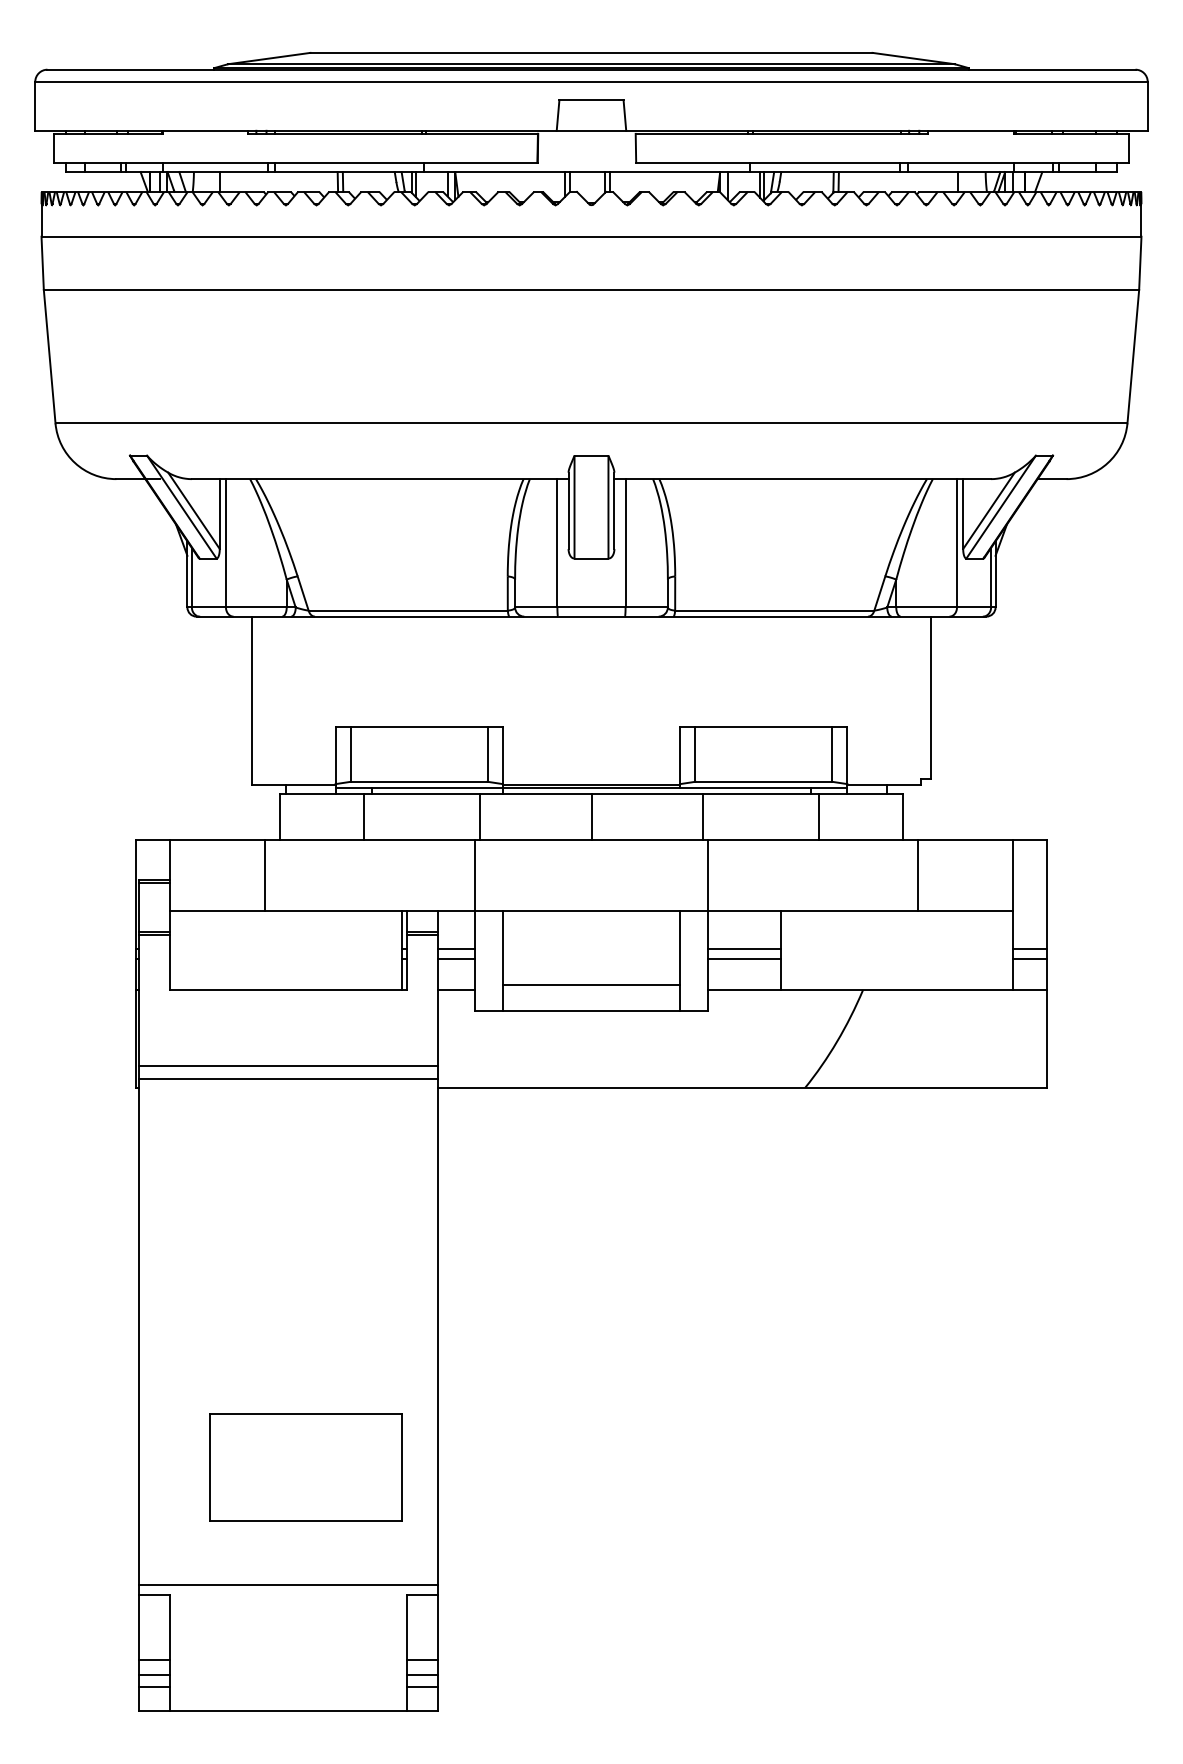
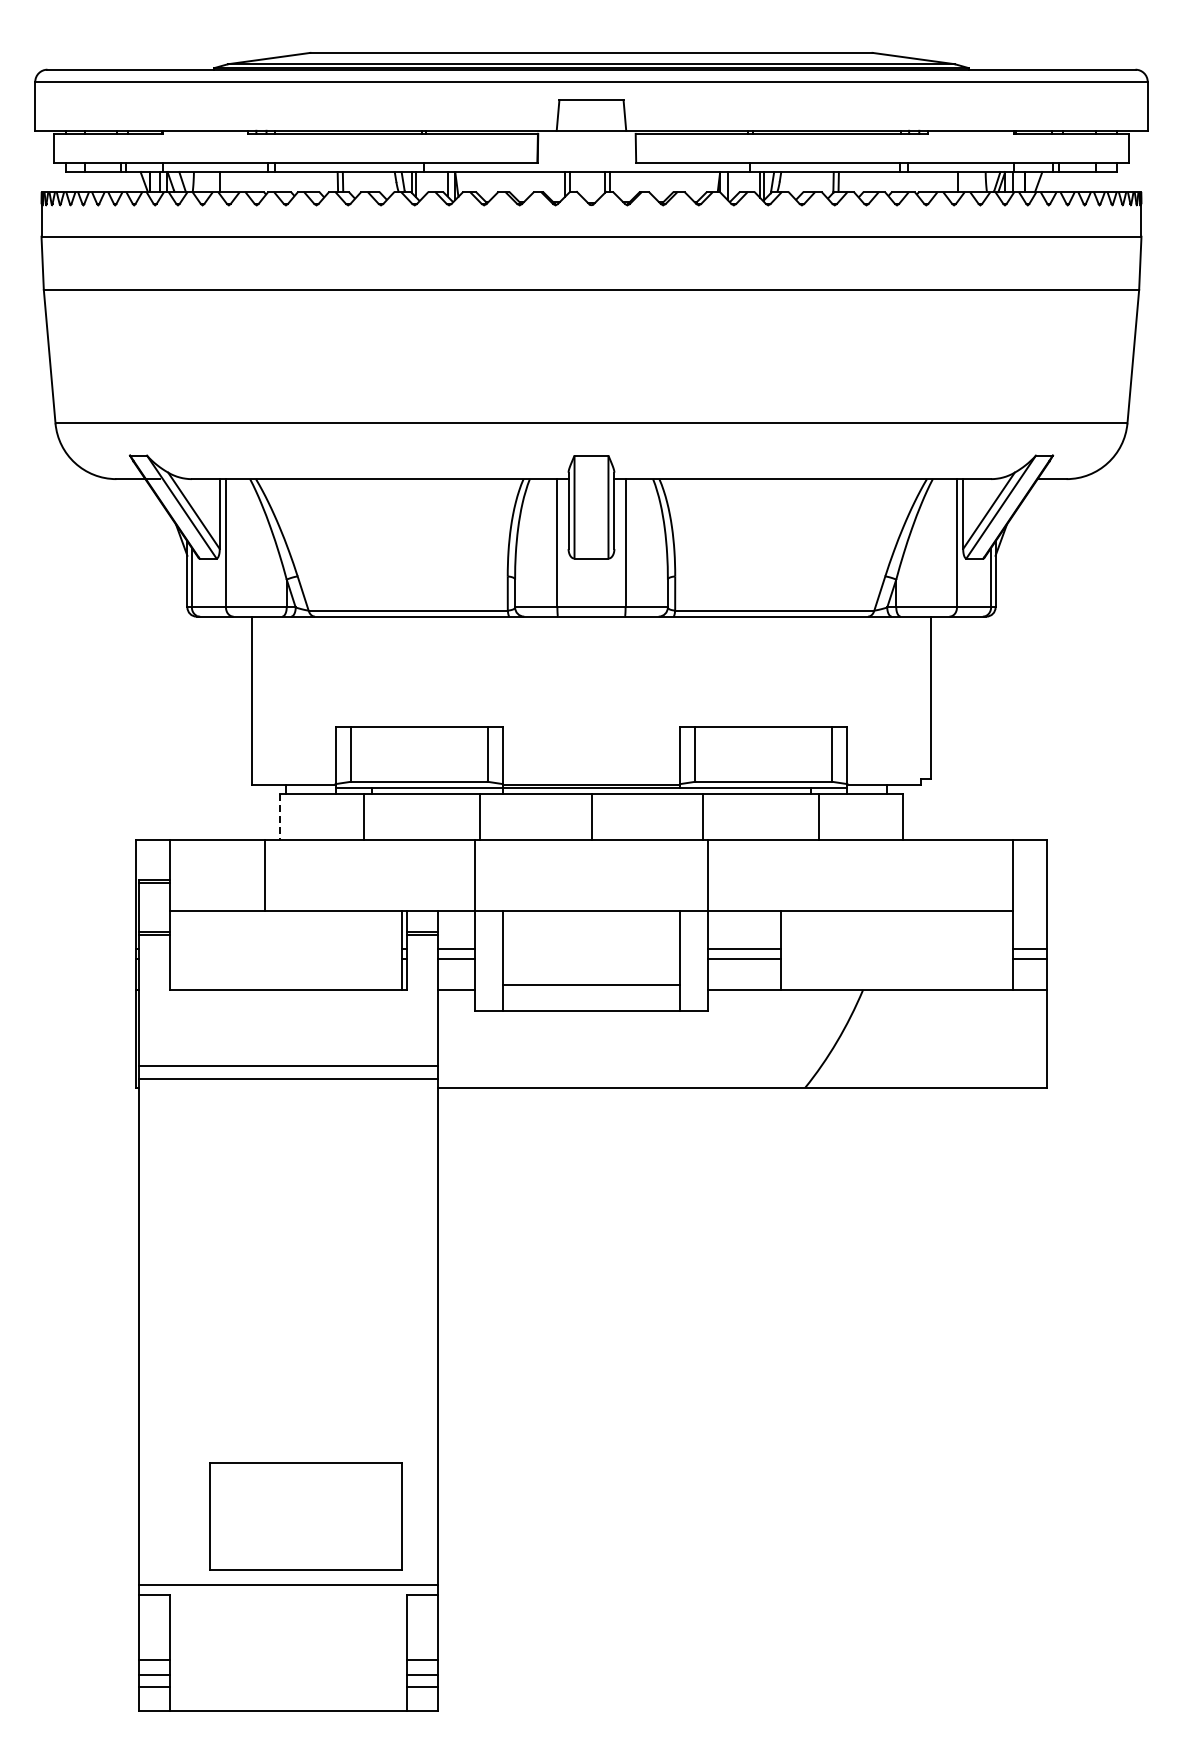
line: solid -> dashed (280, 817)
line: present -> none (917, 875)
part position: (305, 1467) -> (305, 1516) (305, 1516)
